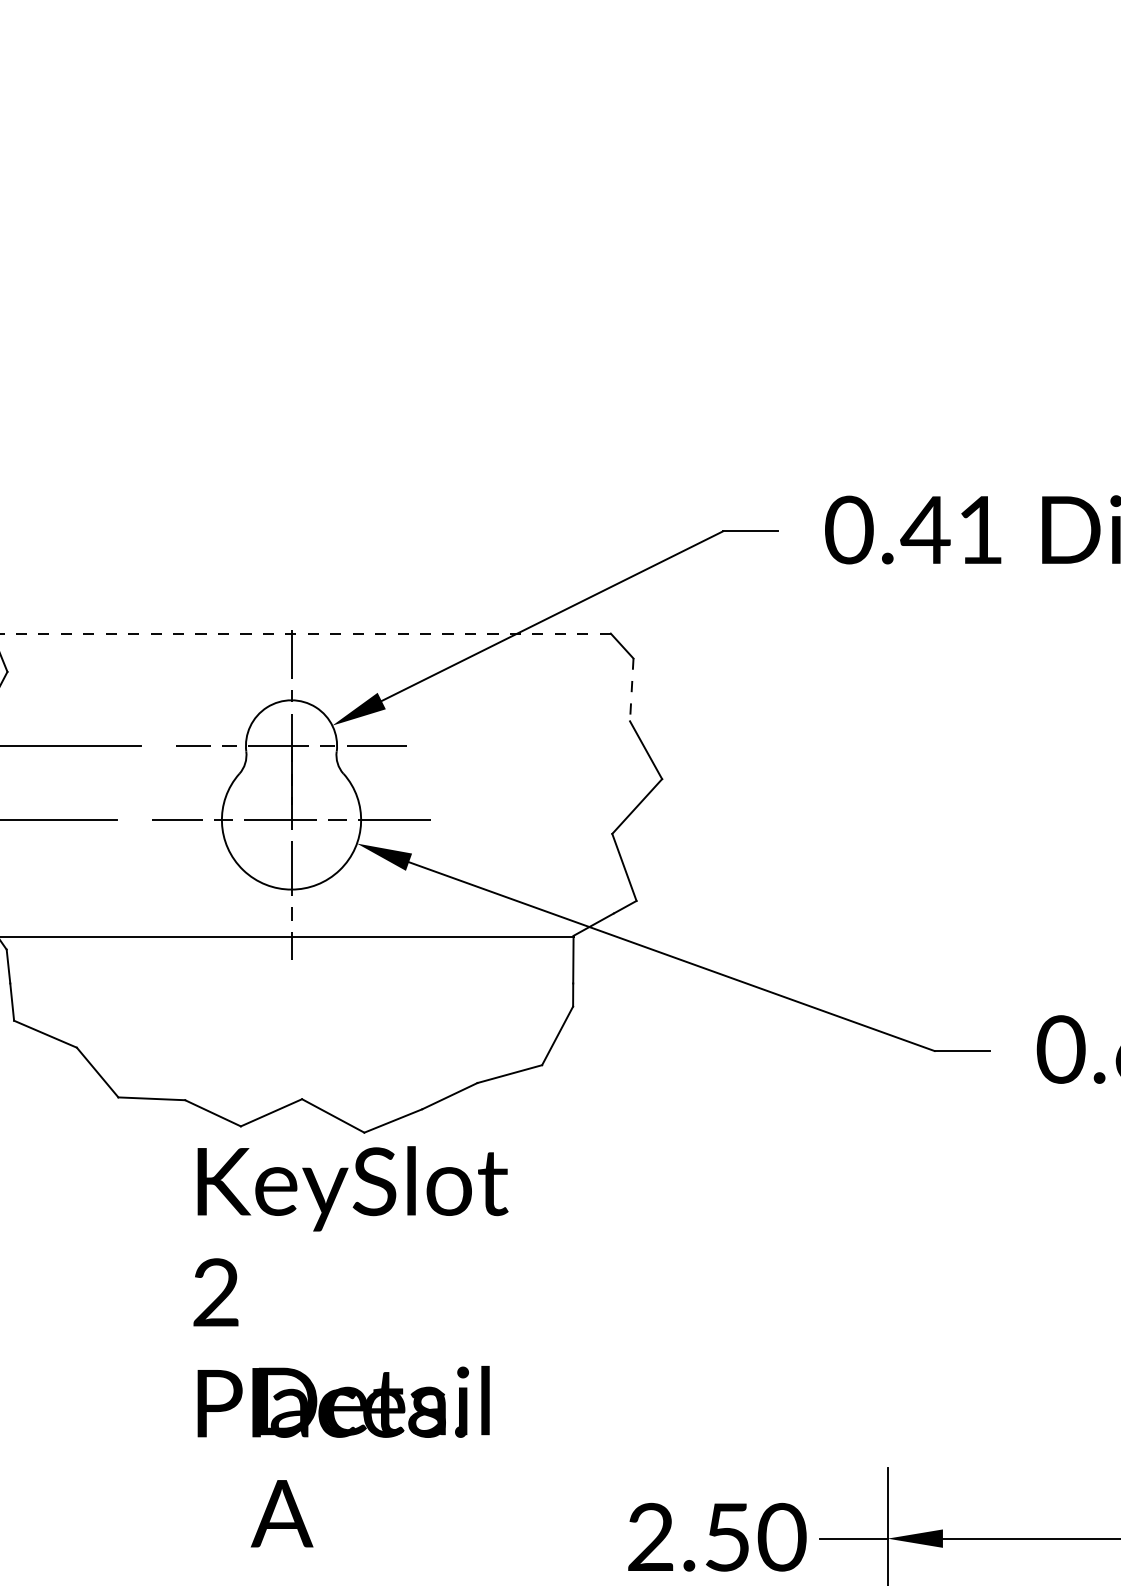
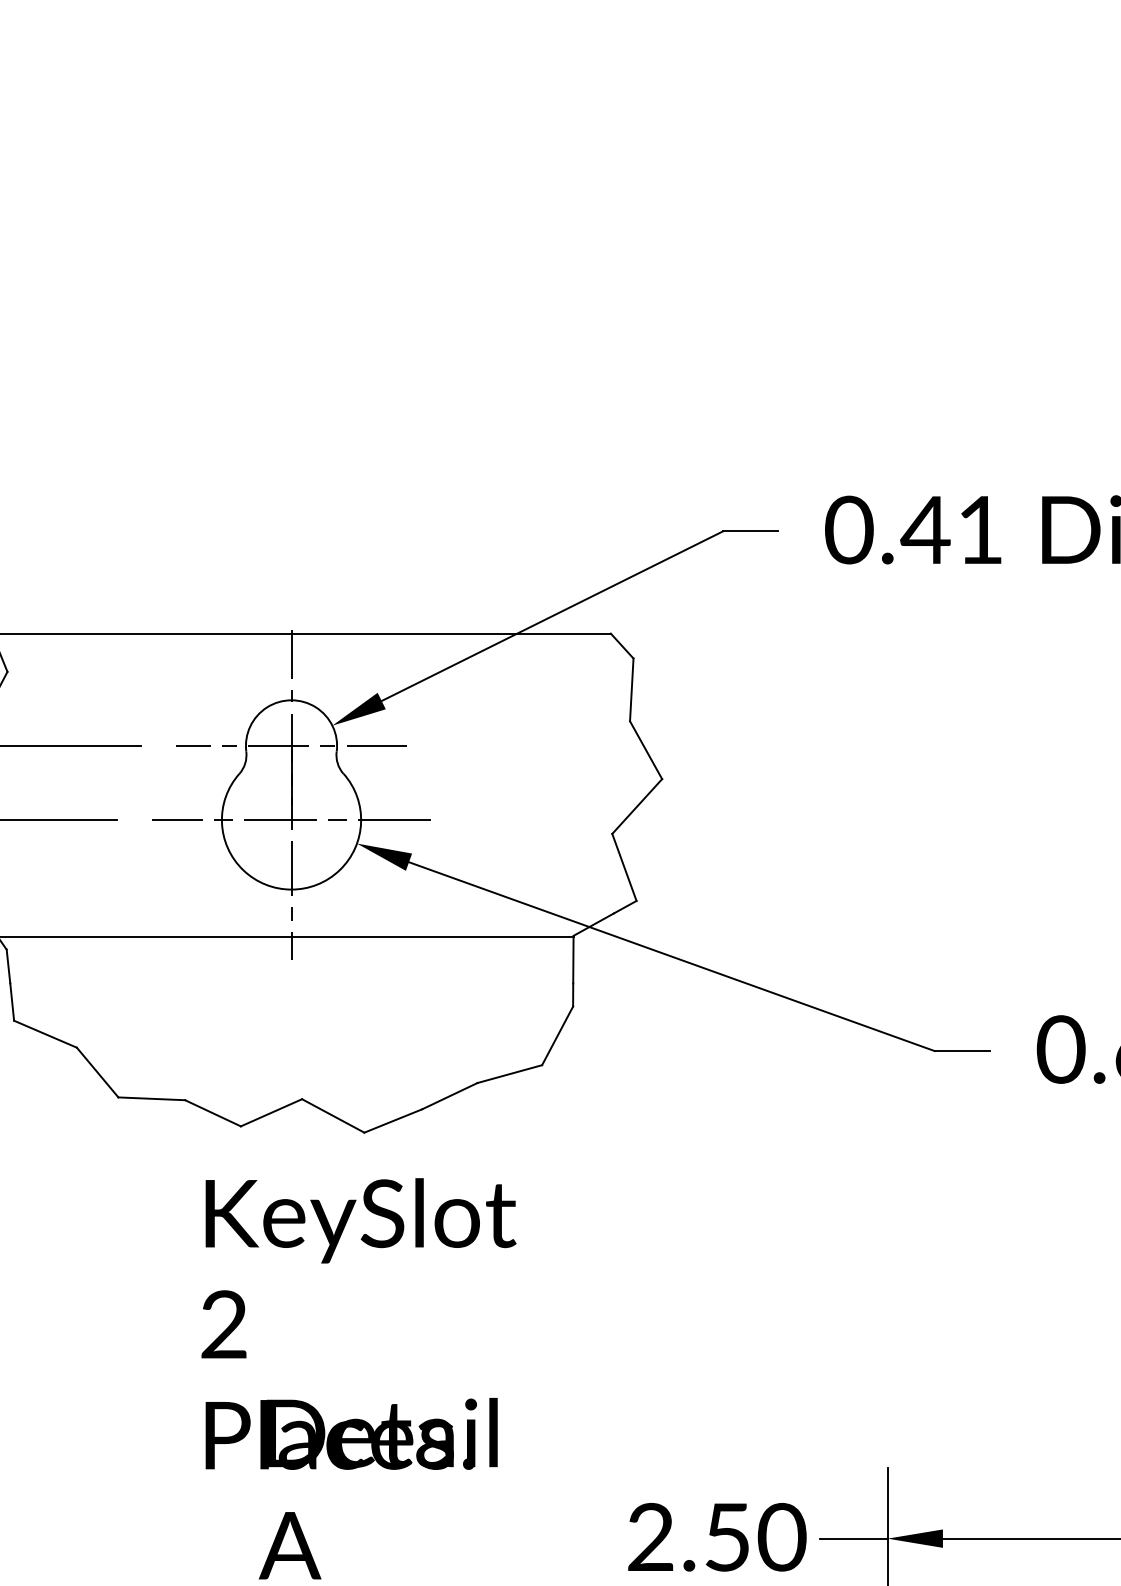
line: dashed -> solid (305, 633)
line: dashed -> solid (631, 690)
text position: (350, 1346) -> (358, 1378) (358, 1378)
